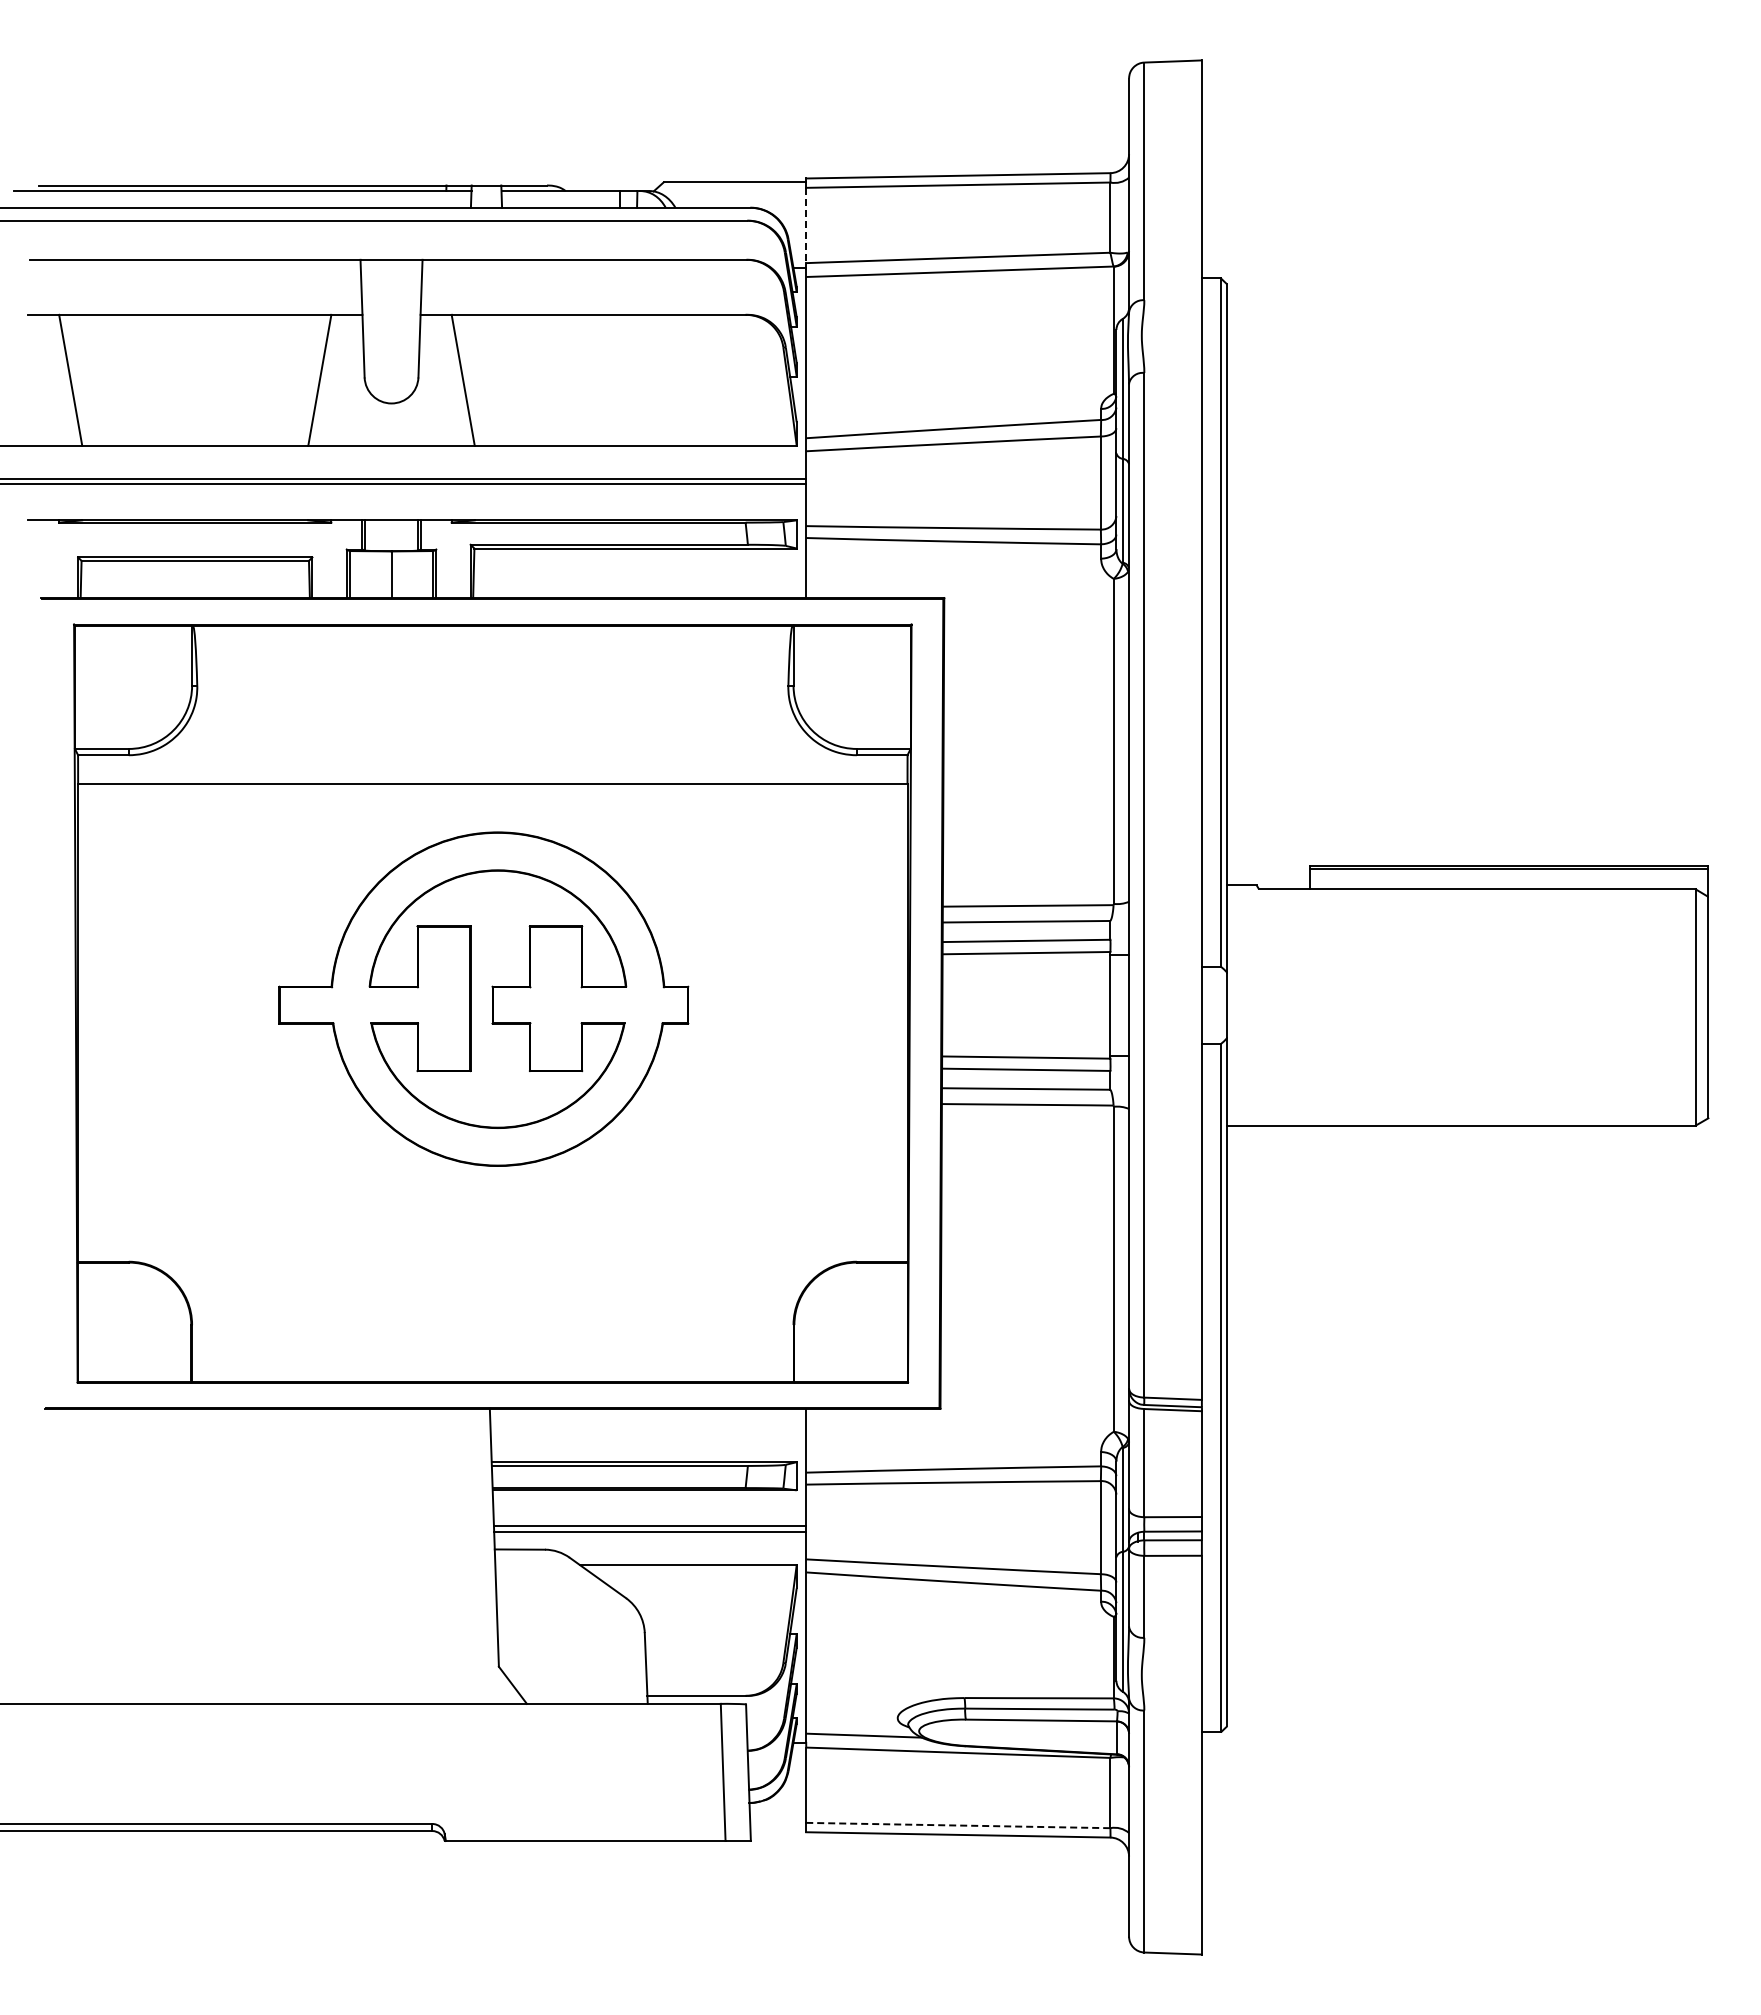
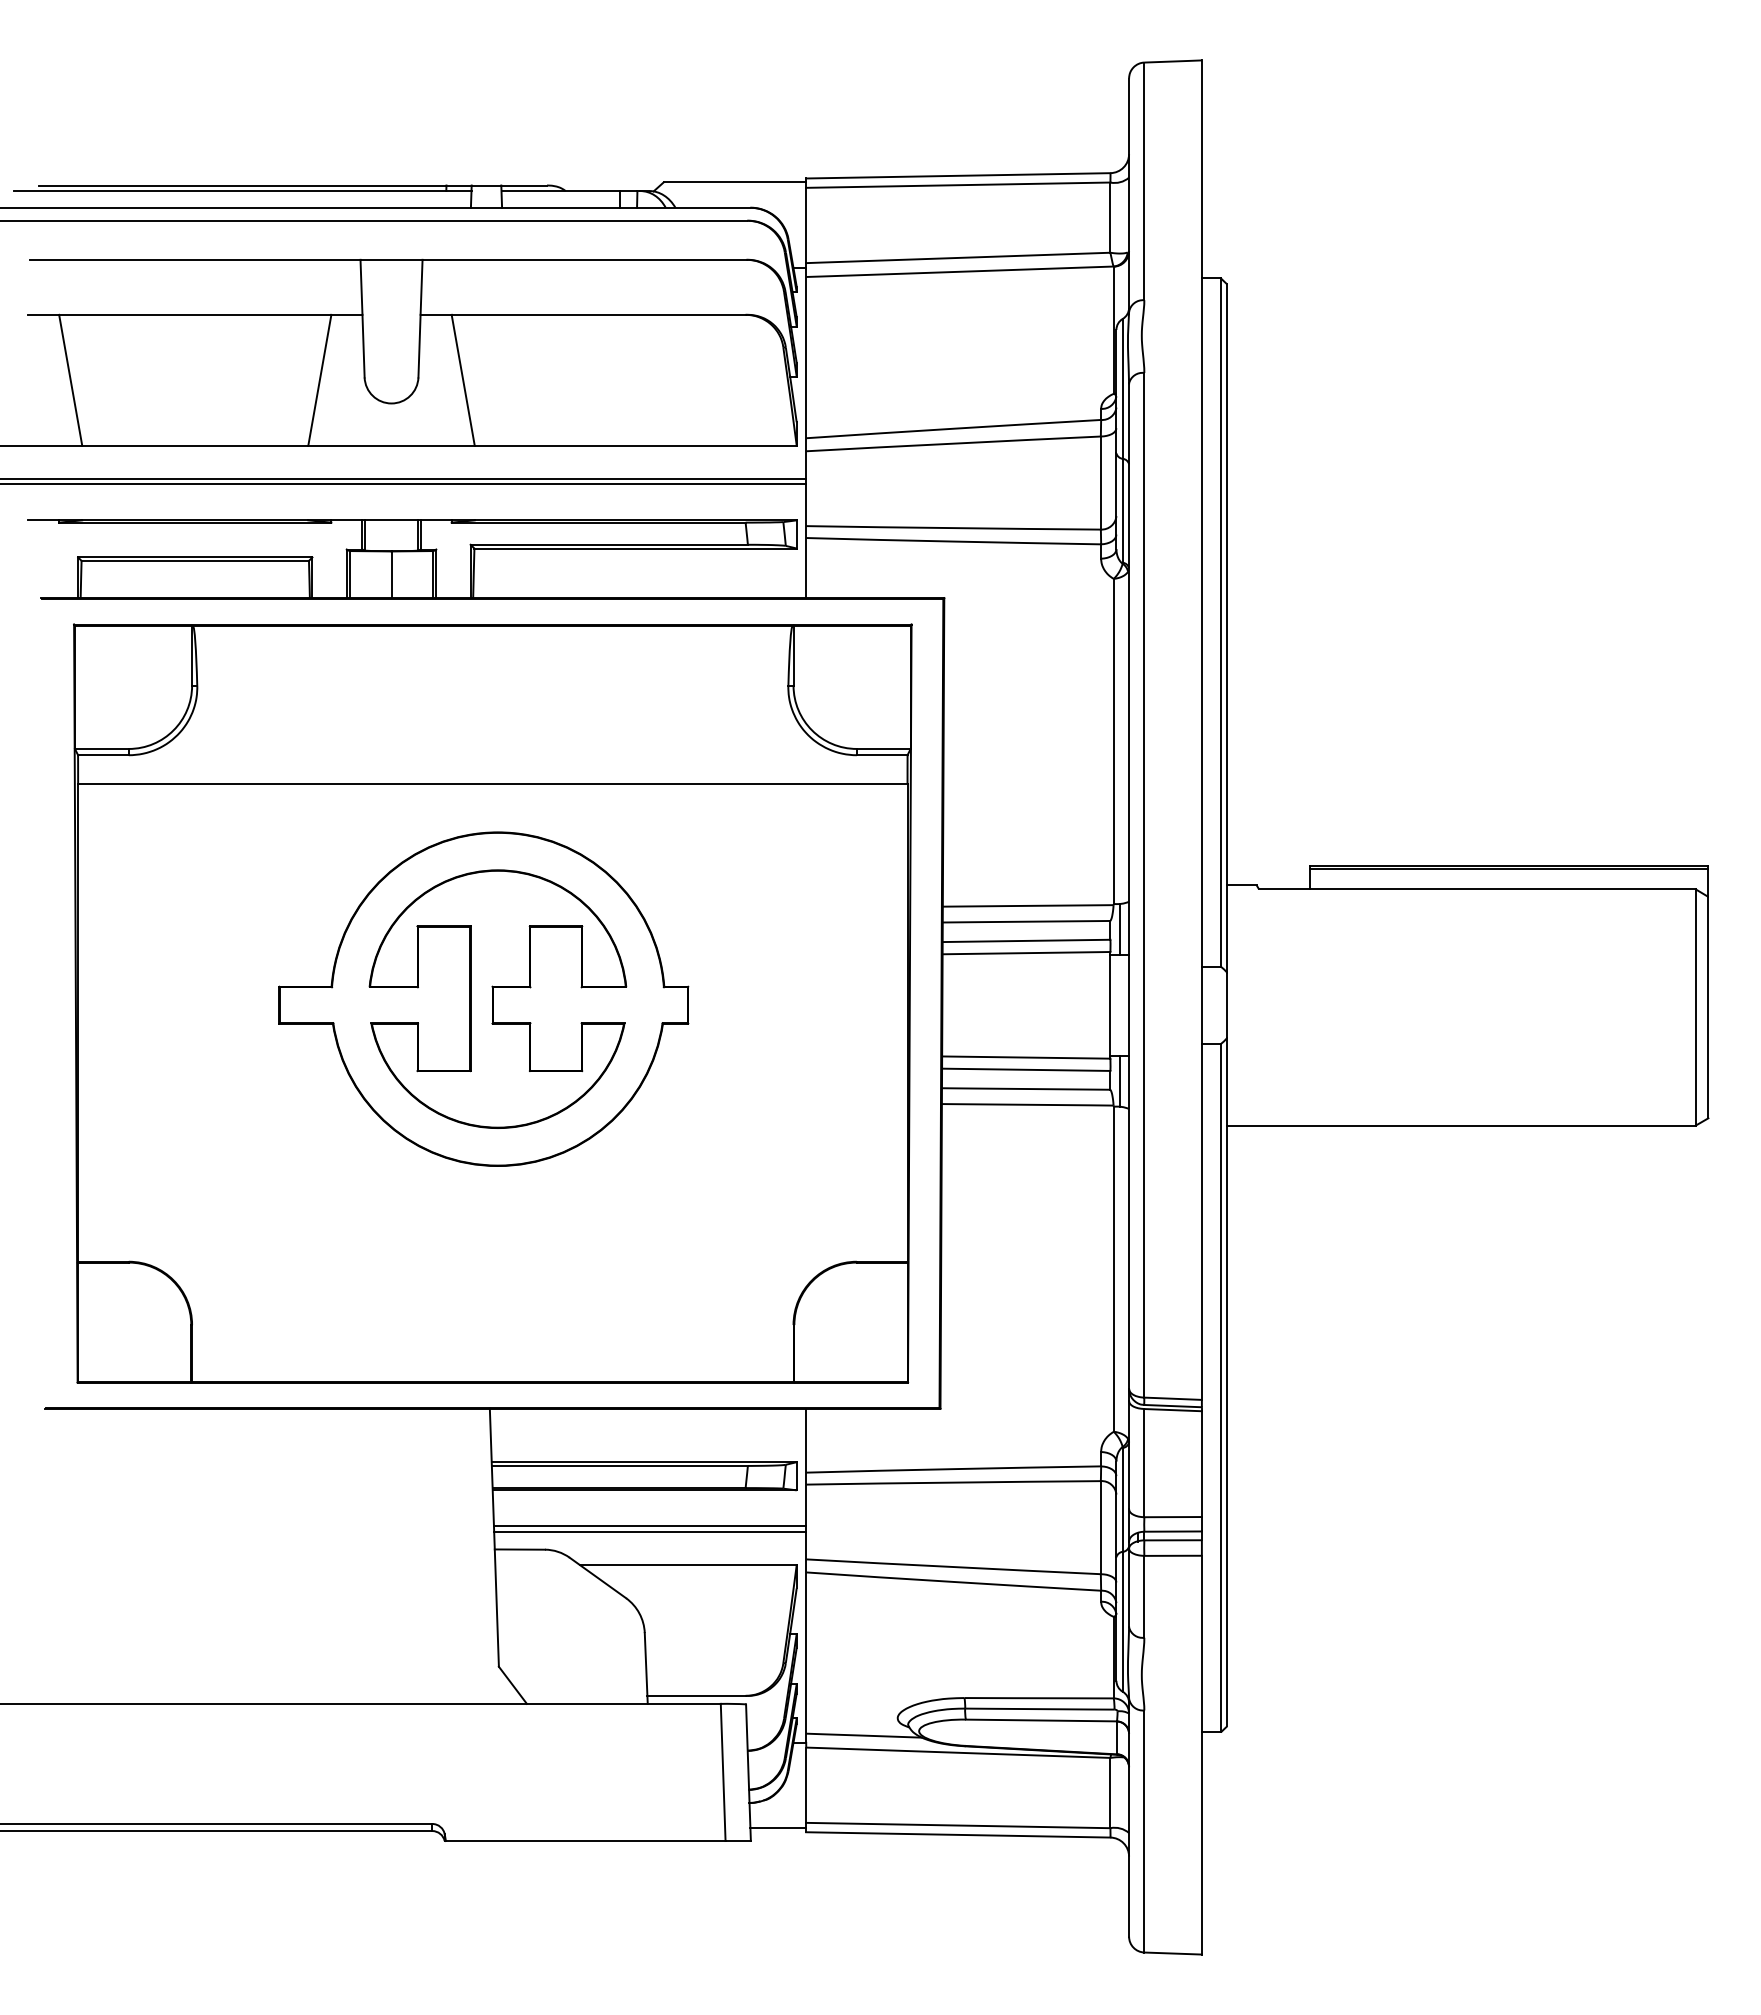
line: dashed -> solid (806, 225)
line: none -> present (1119, 928)
line: none -> present (1119, 1081)
line: dashed -> solid (958, 1825)
line: none -> present (778, 1828)
